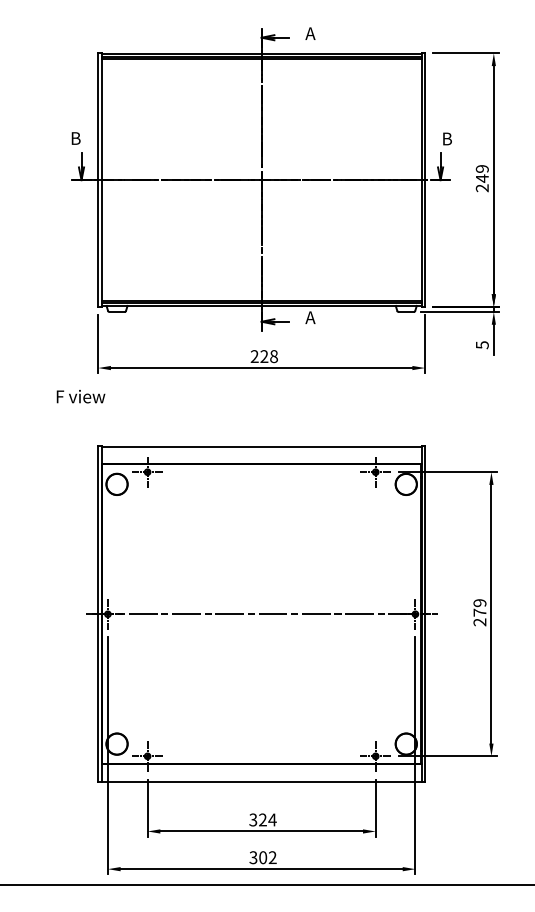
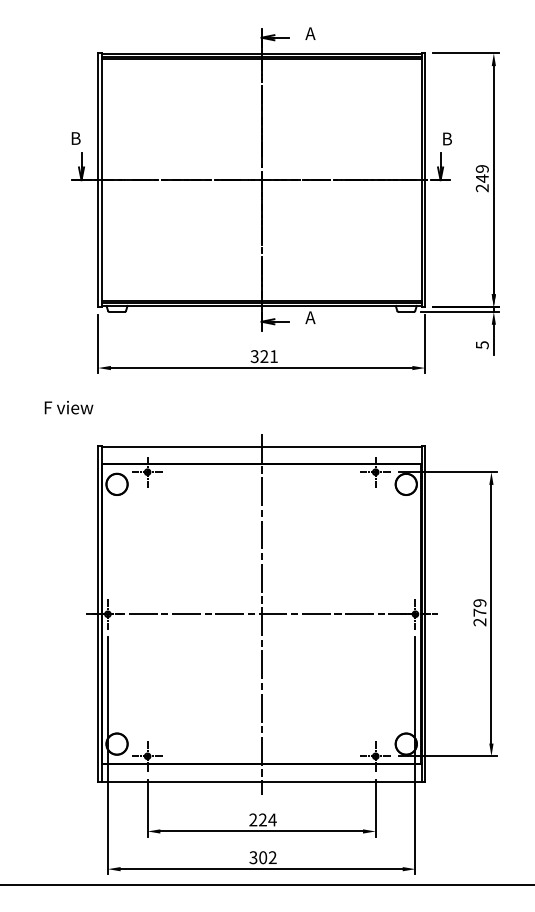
text: 228 -> 321 (263, 356)
text position: (80, 396) -> (68, 407) (68, 407)
line: none -> present (261, 614)
text: 324 -> 224 (253, 820)
